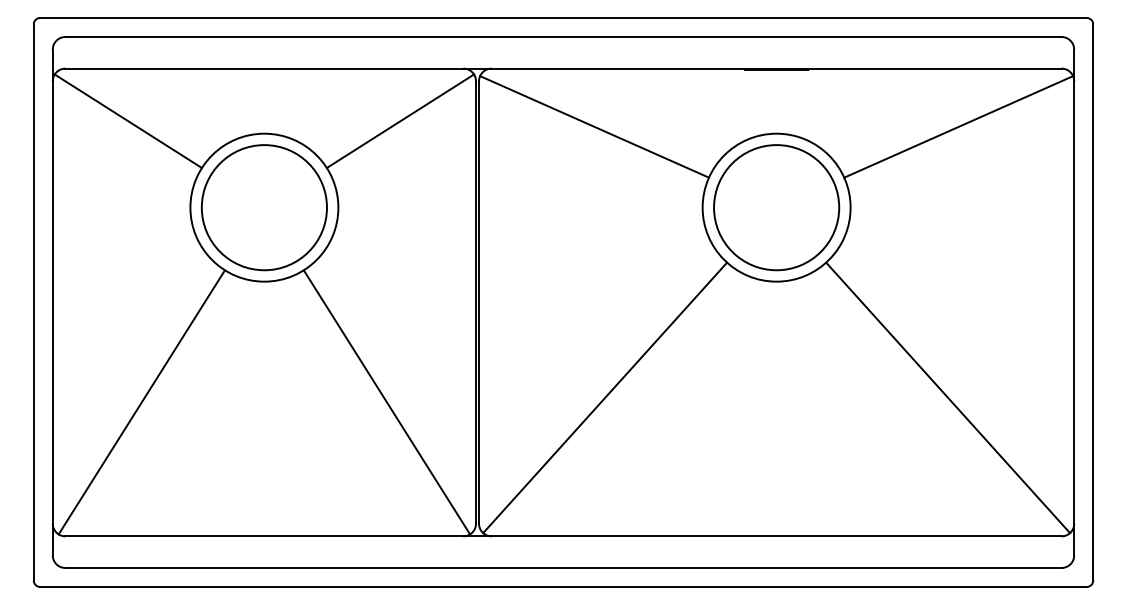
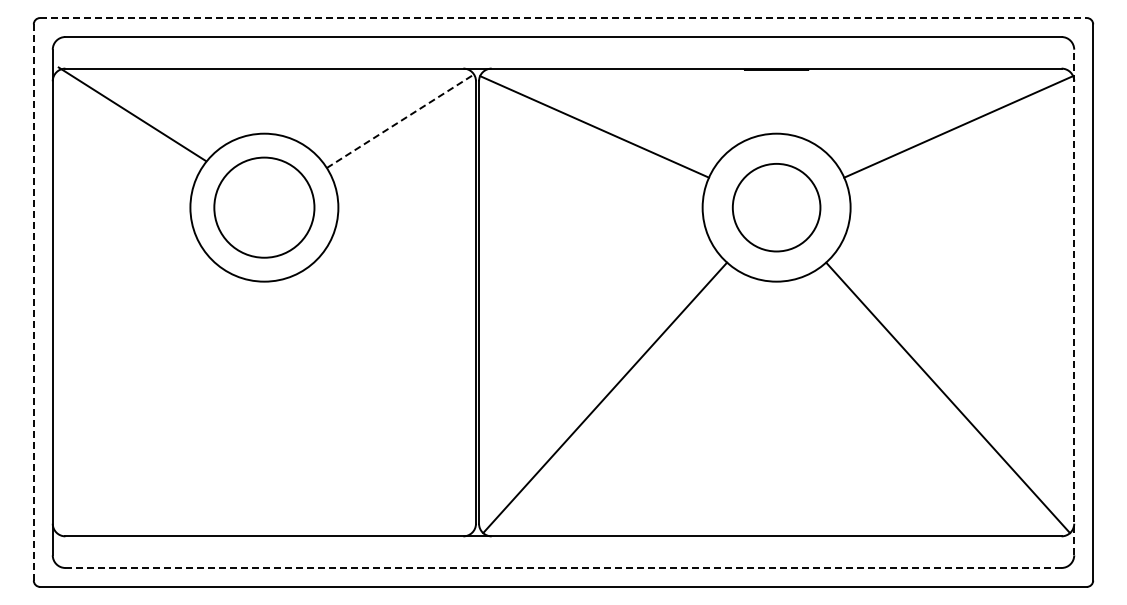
line: solid -> dashed (564, 18)
line: solid -> dashed (400, 120)
line position: (127, 121) -> (131, 114) (131, 114)
circle diameter: 125 px -> 100 px (264, 207)
circle diameter: 125 px -> 88 px (776, 207)
line: solid -> dashed (33, 301)
line: solid -> dashed (1074, 302)
line: present -> none (141, 402)
line: present -> none (386, 402)
line: solid -> dashed (564, 567)
